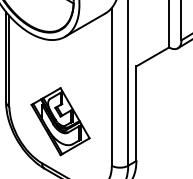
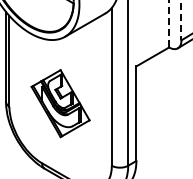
line: solid -> dashed (181, 20)
line: solid -> dashed (169, 23)
part position: (60, 121) -> (60, 103) (60, 103)
